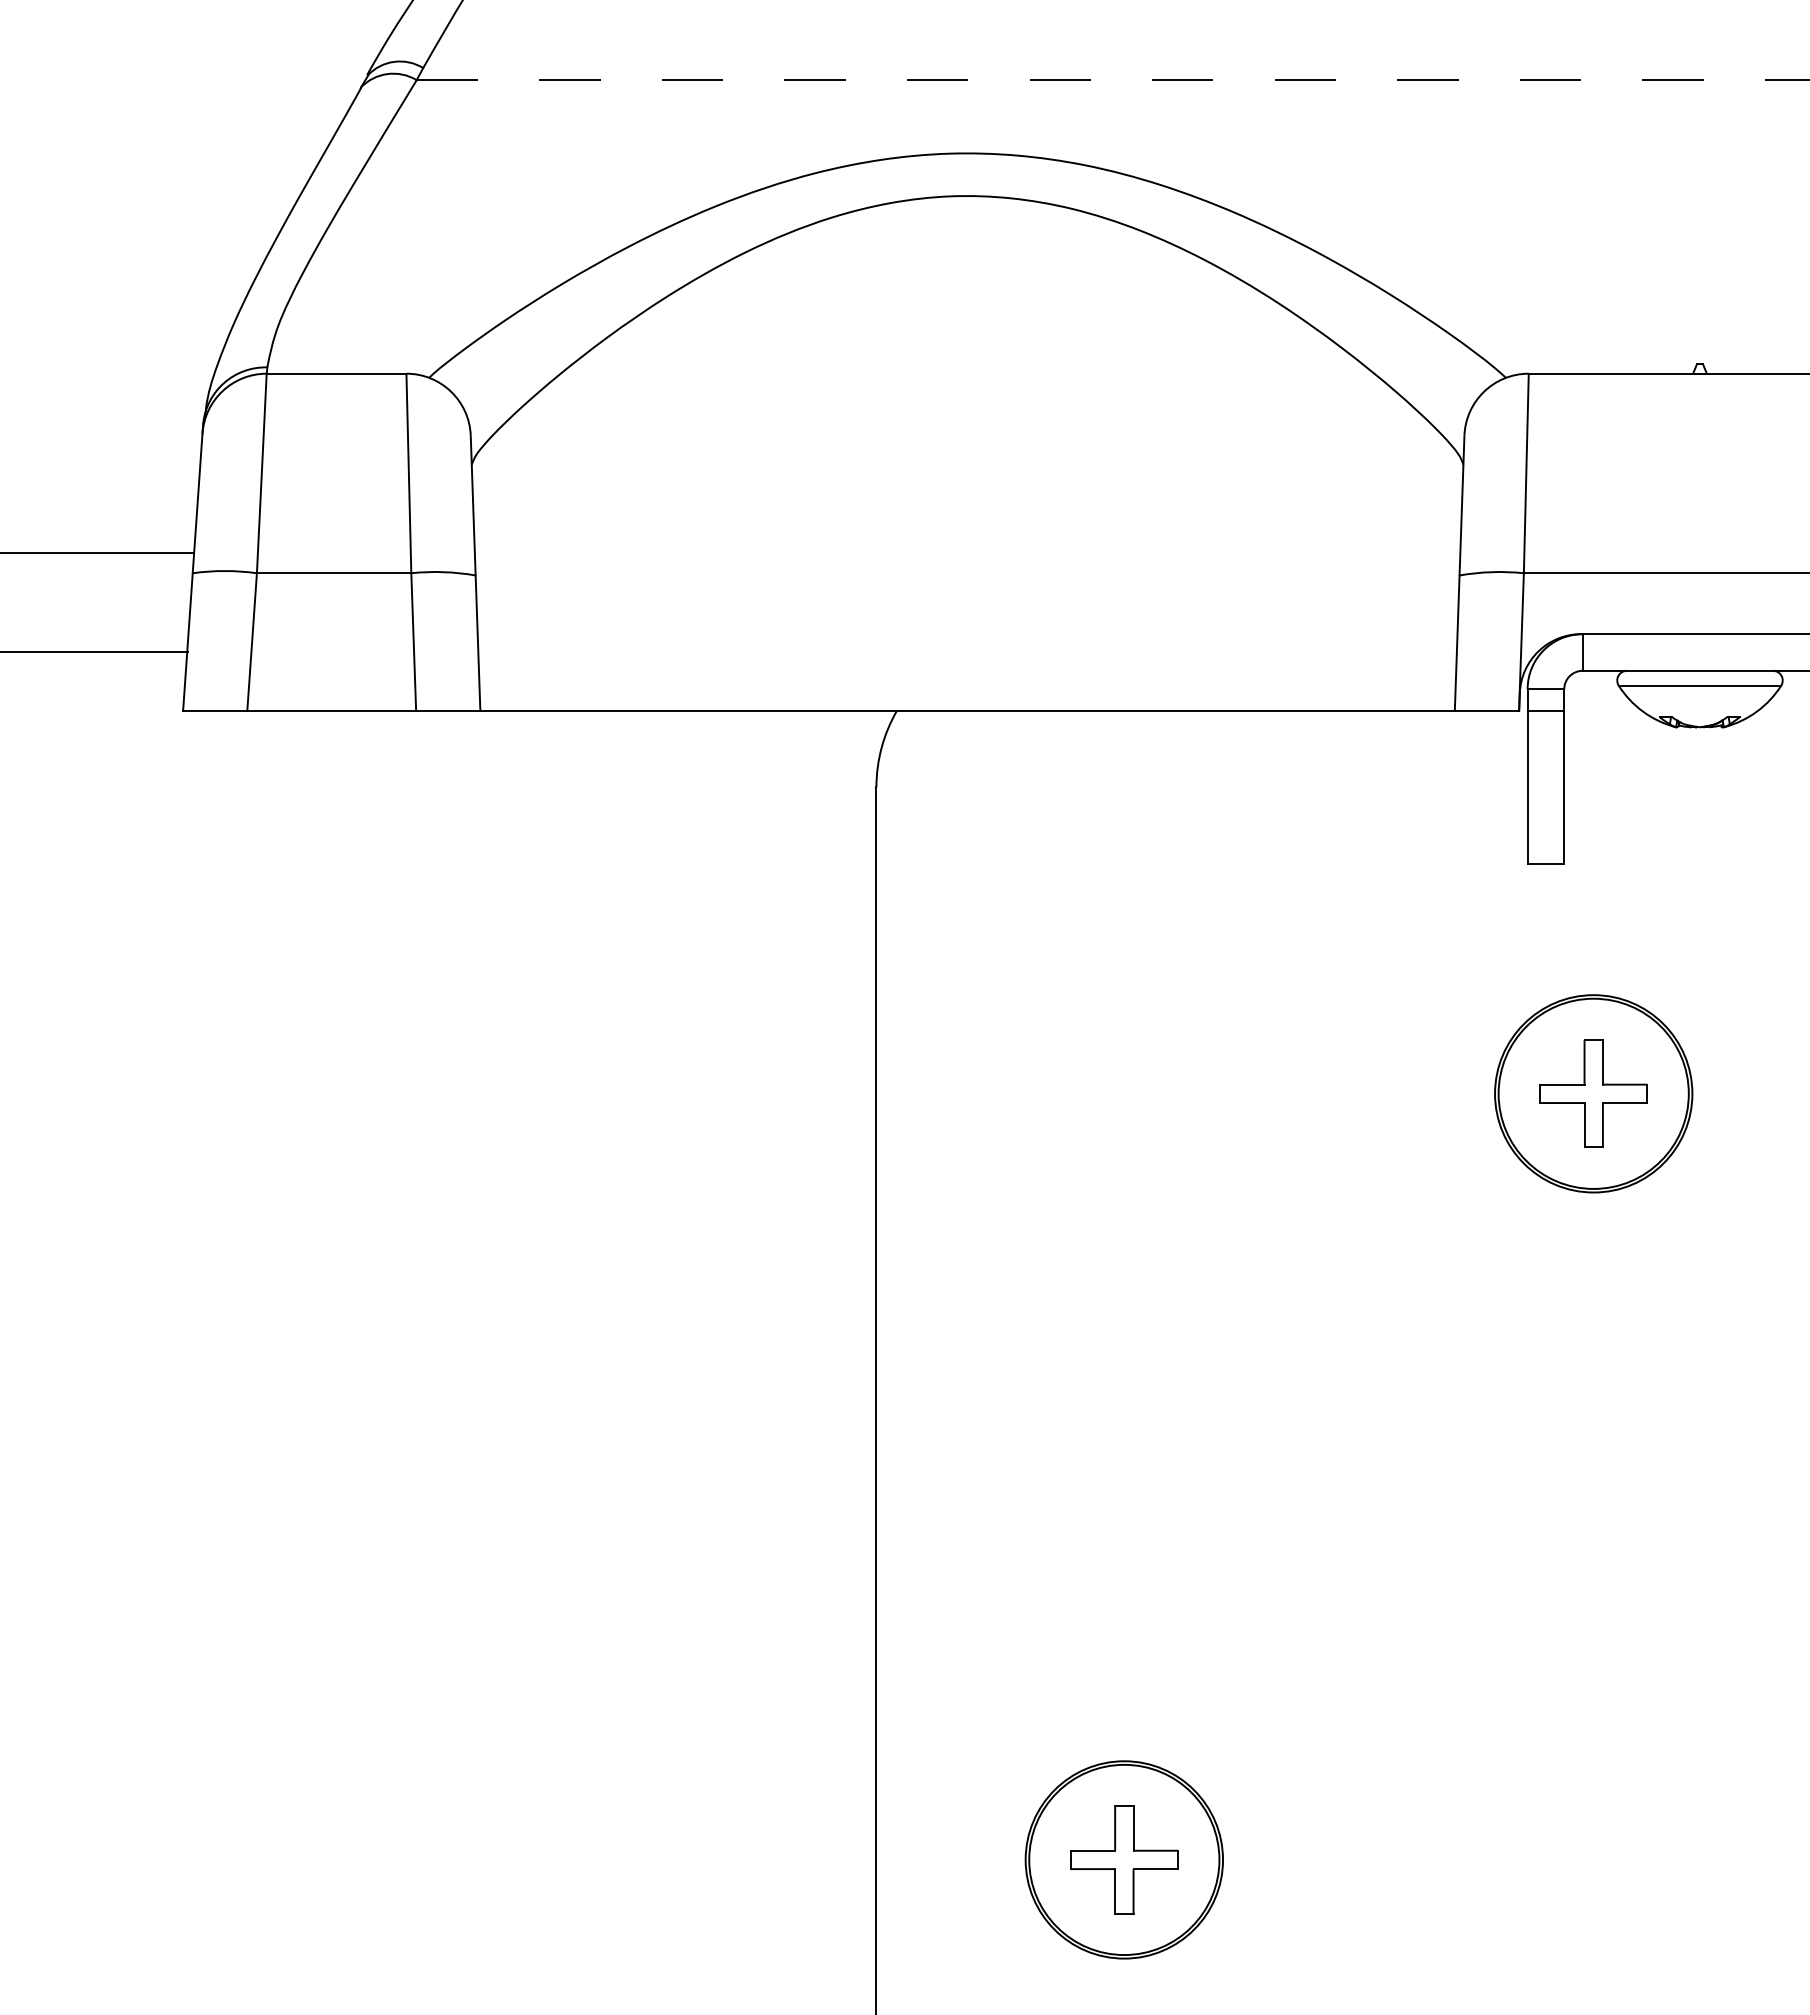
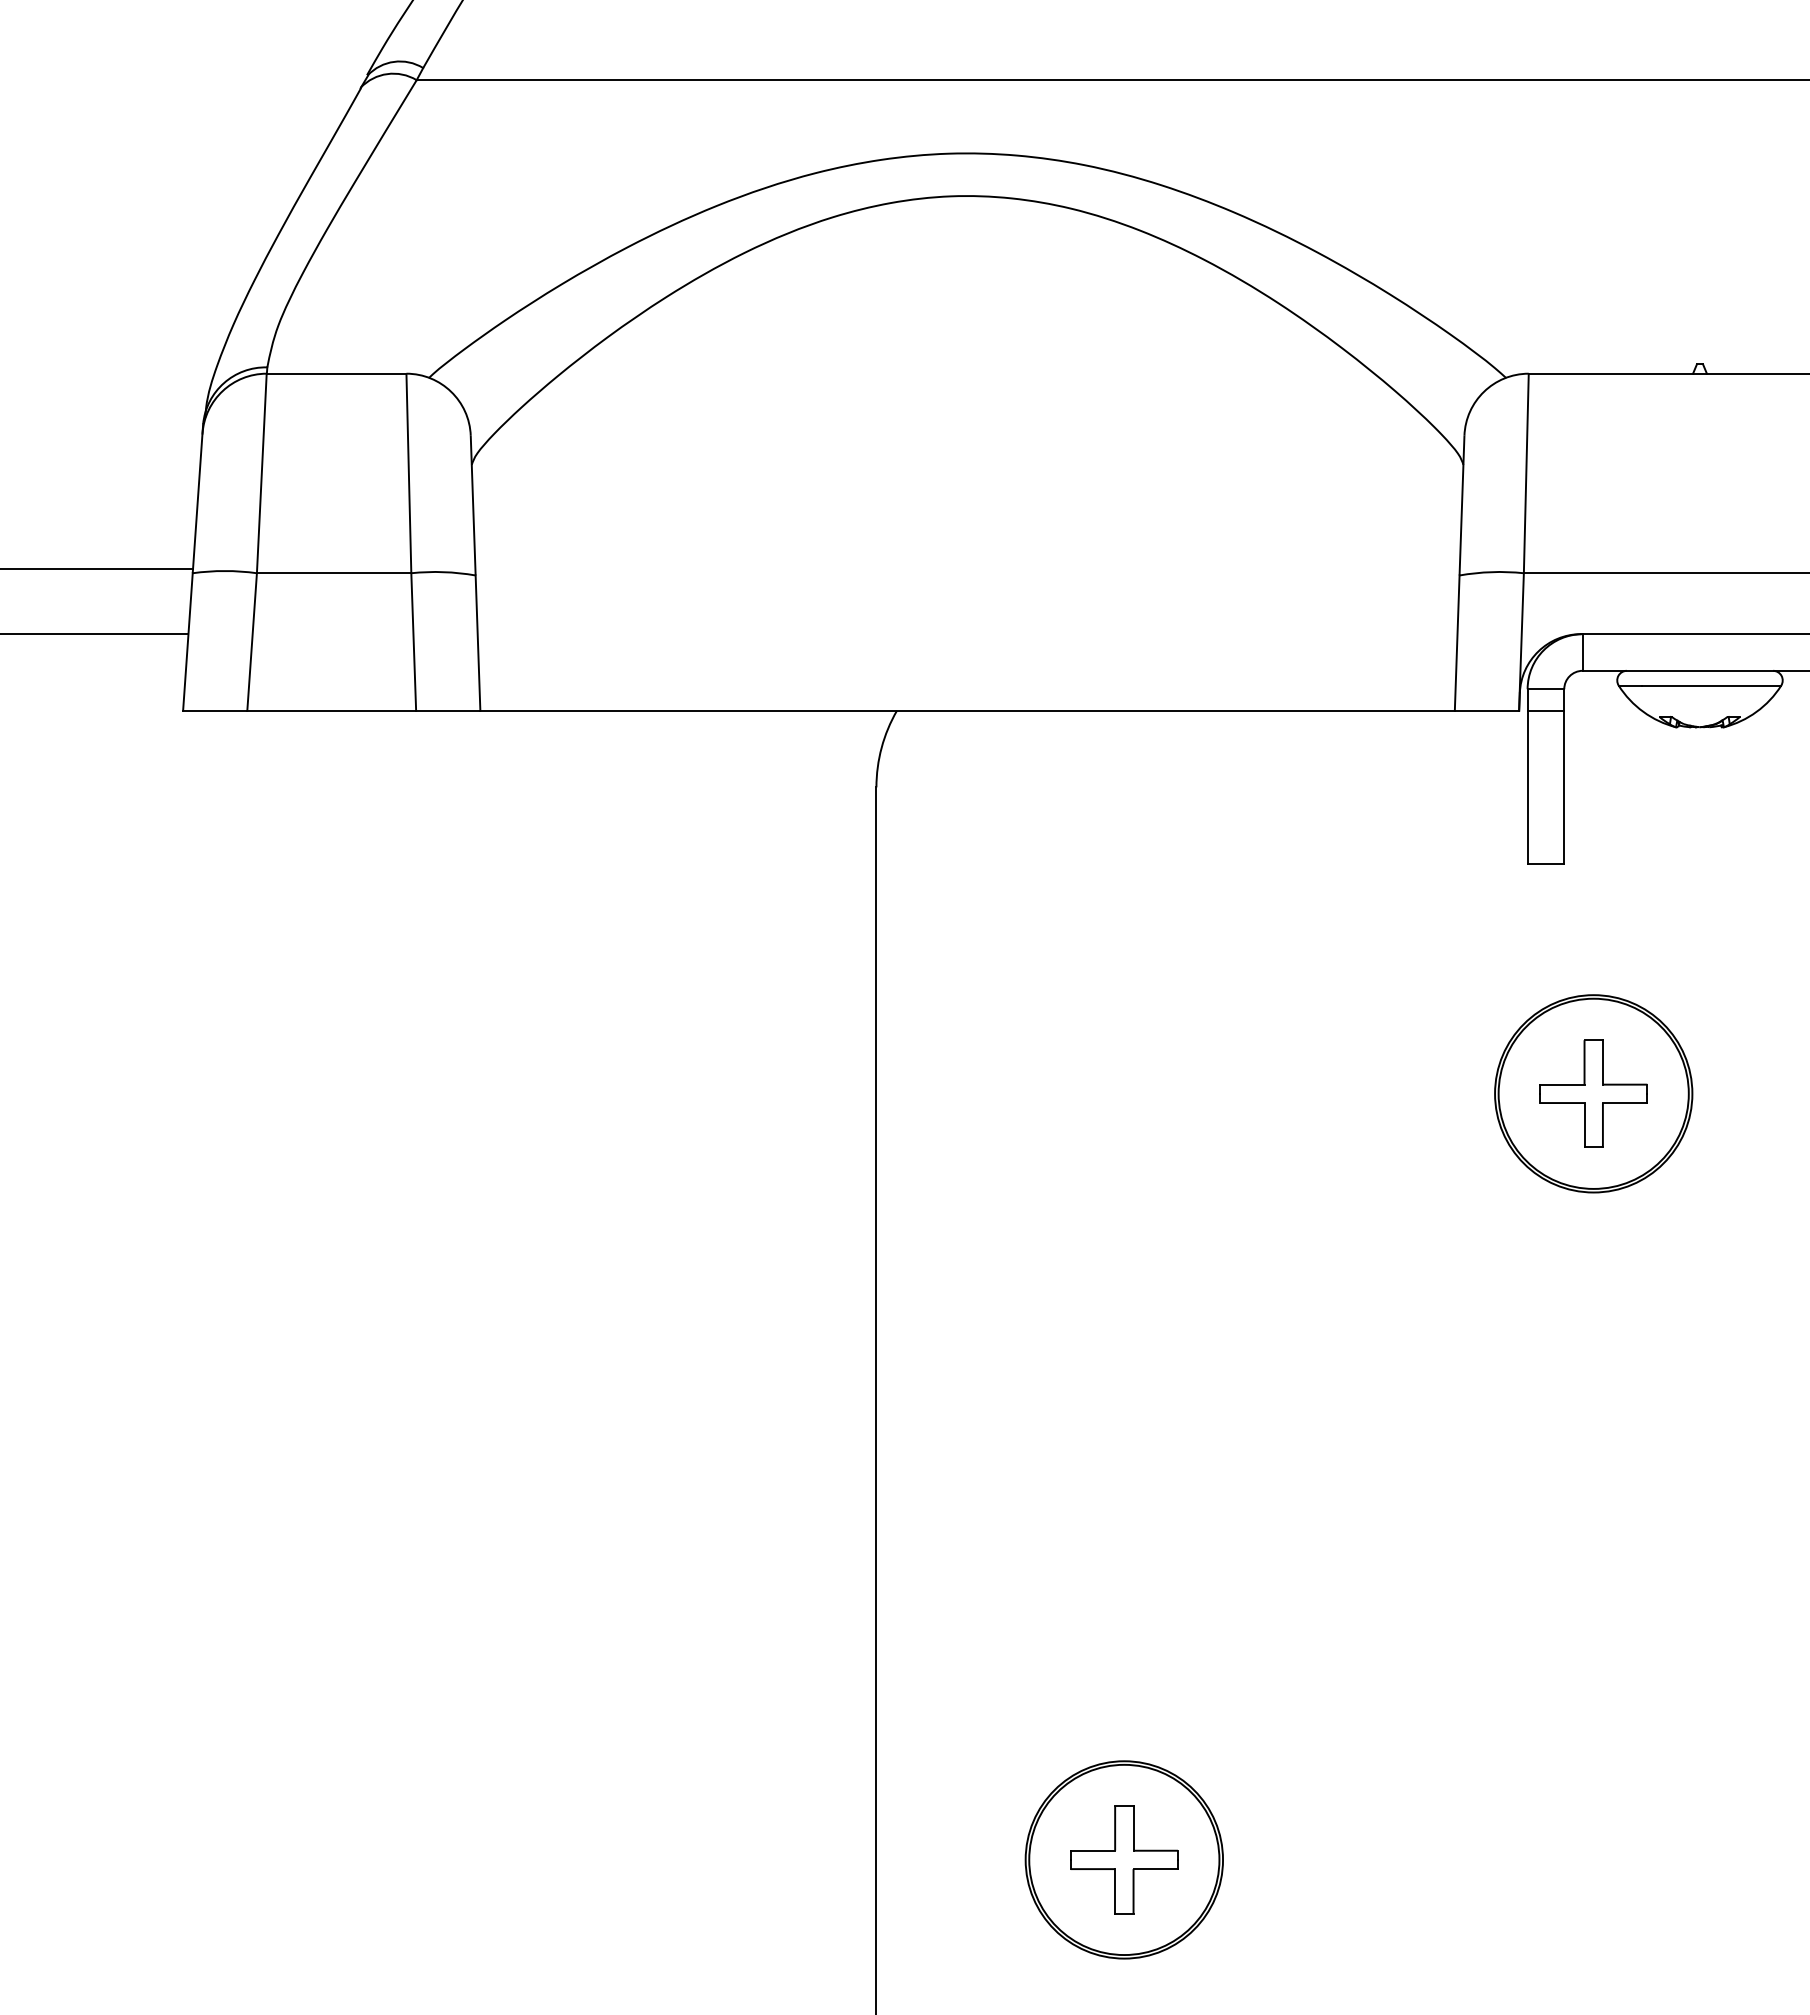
line: dashed -> solid (1113, 80)
line position: (97, 553) -> (97, 569) (97, 569)
line position: (95, 652) -> (95, 634) (95, 634)
